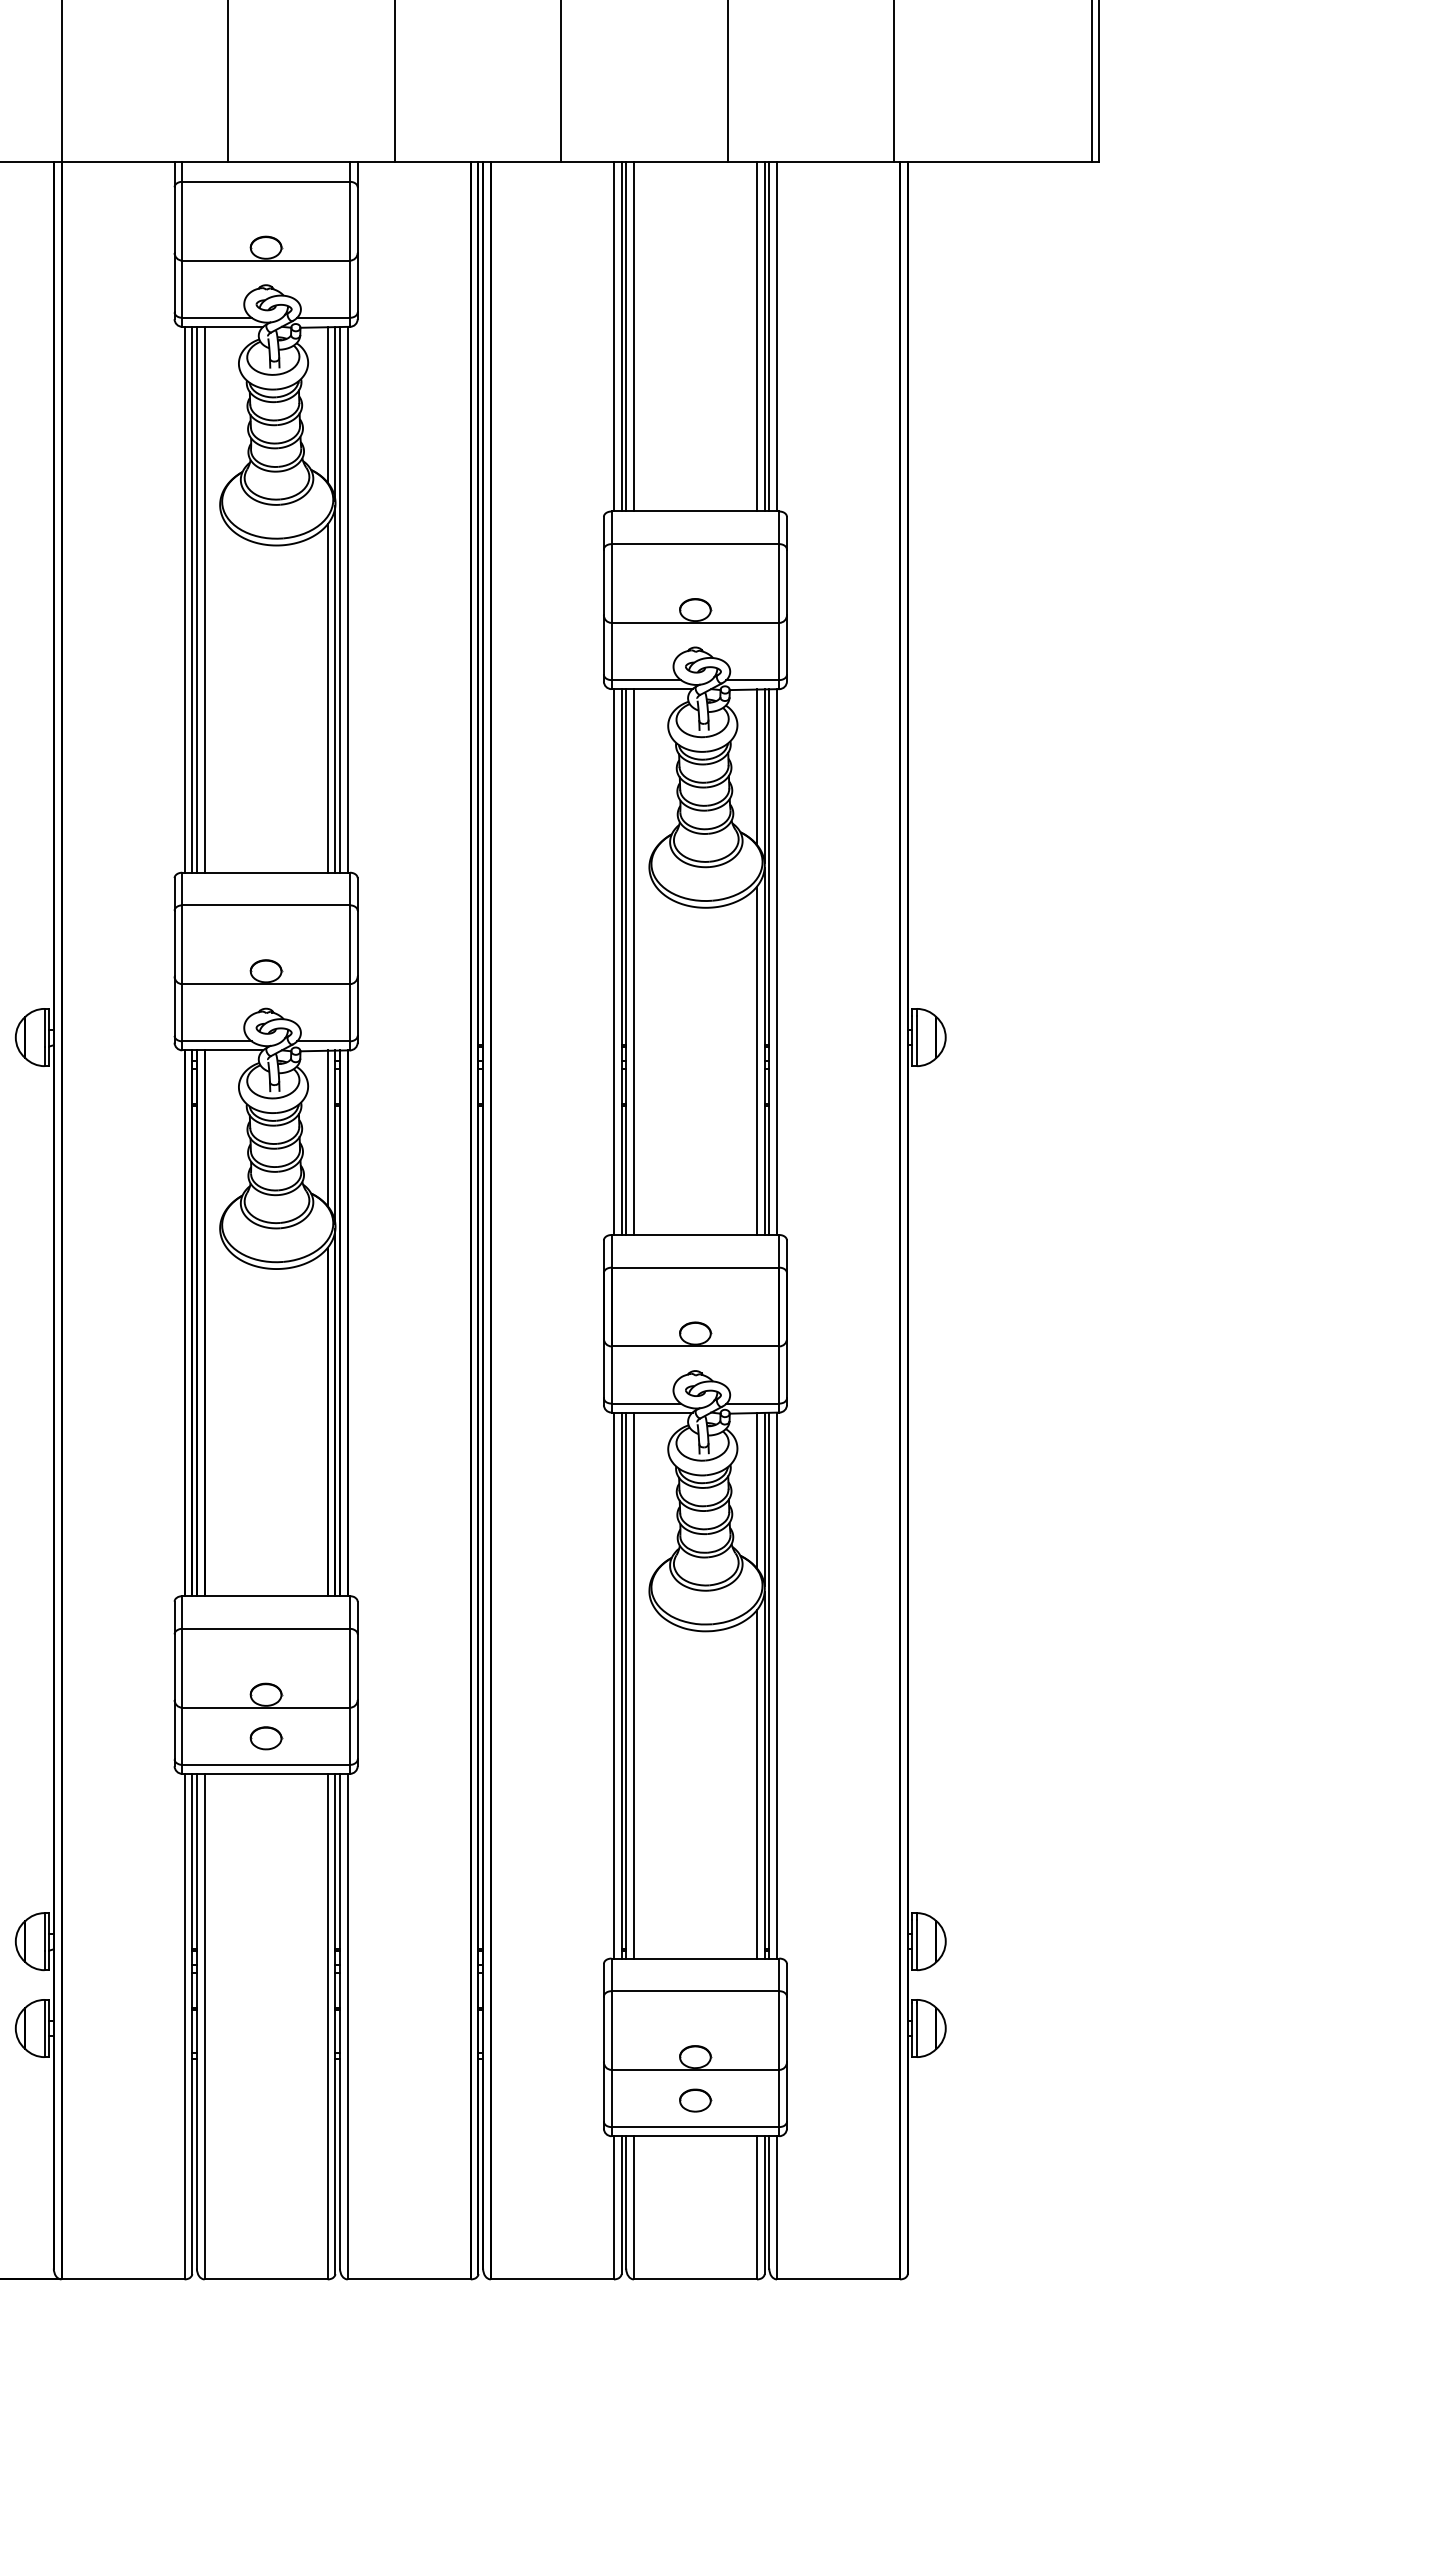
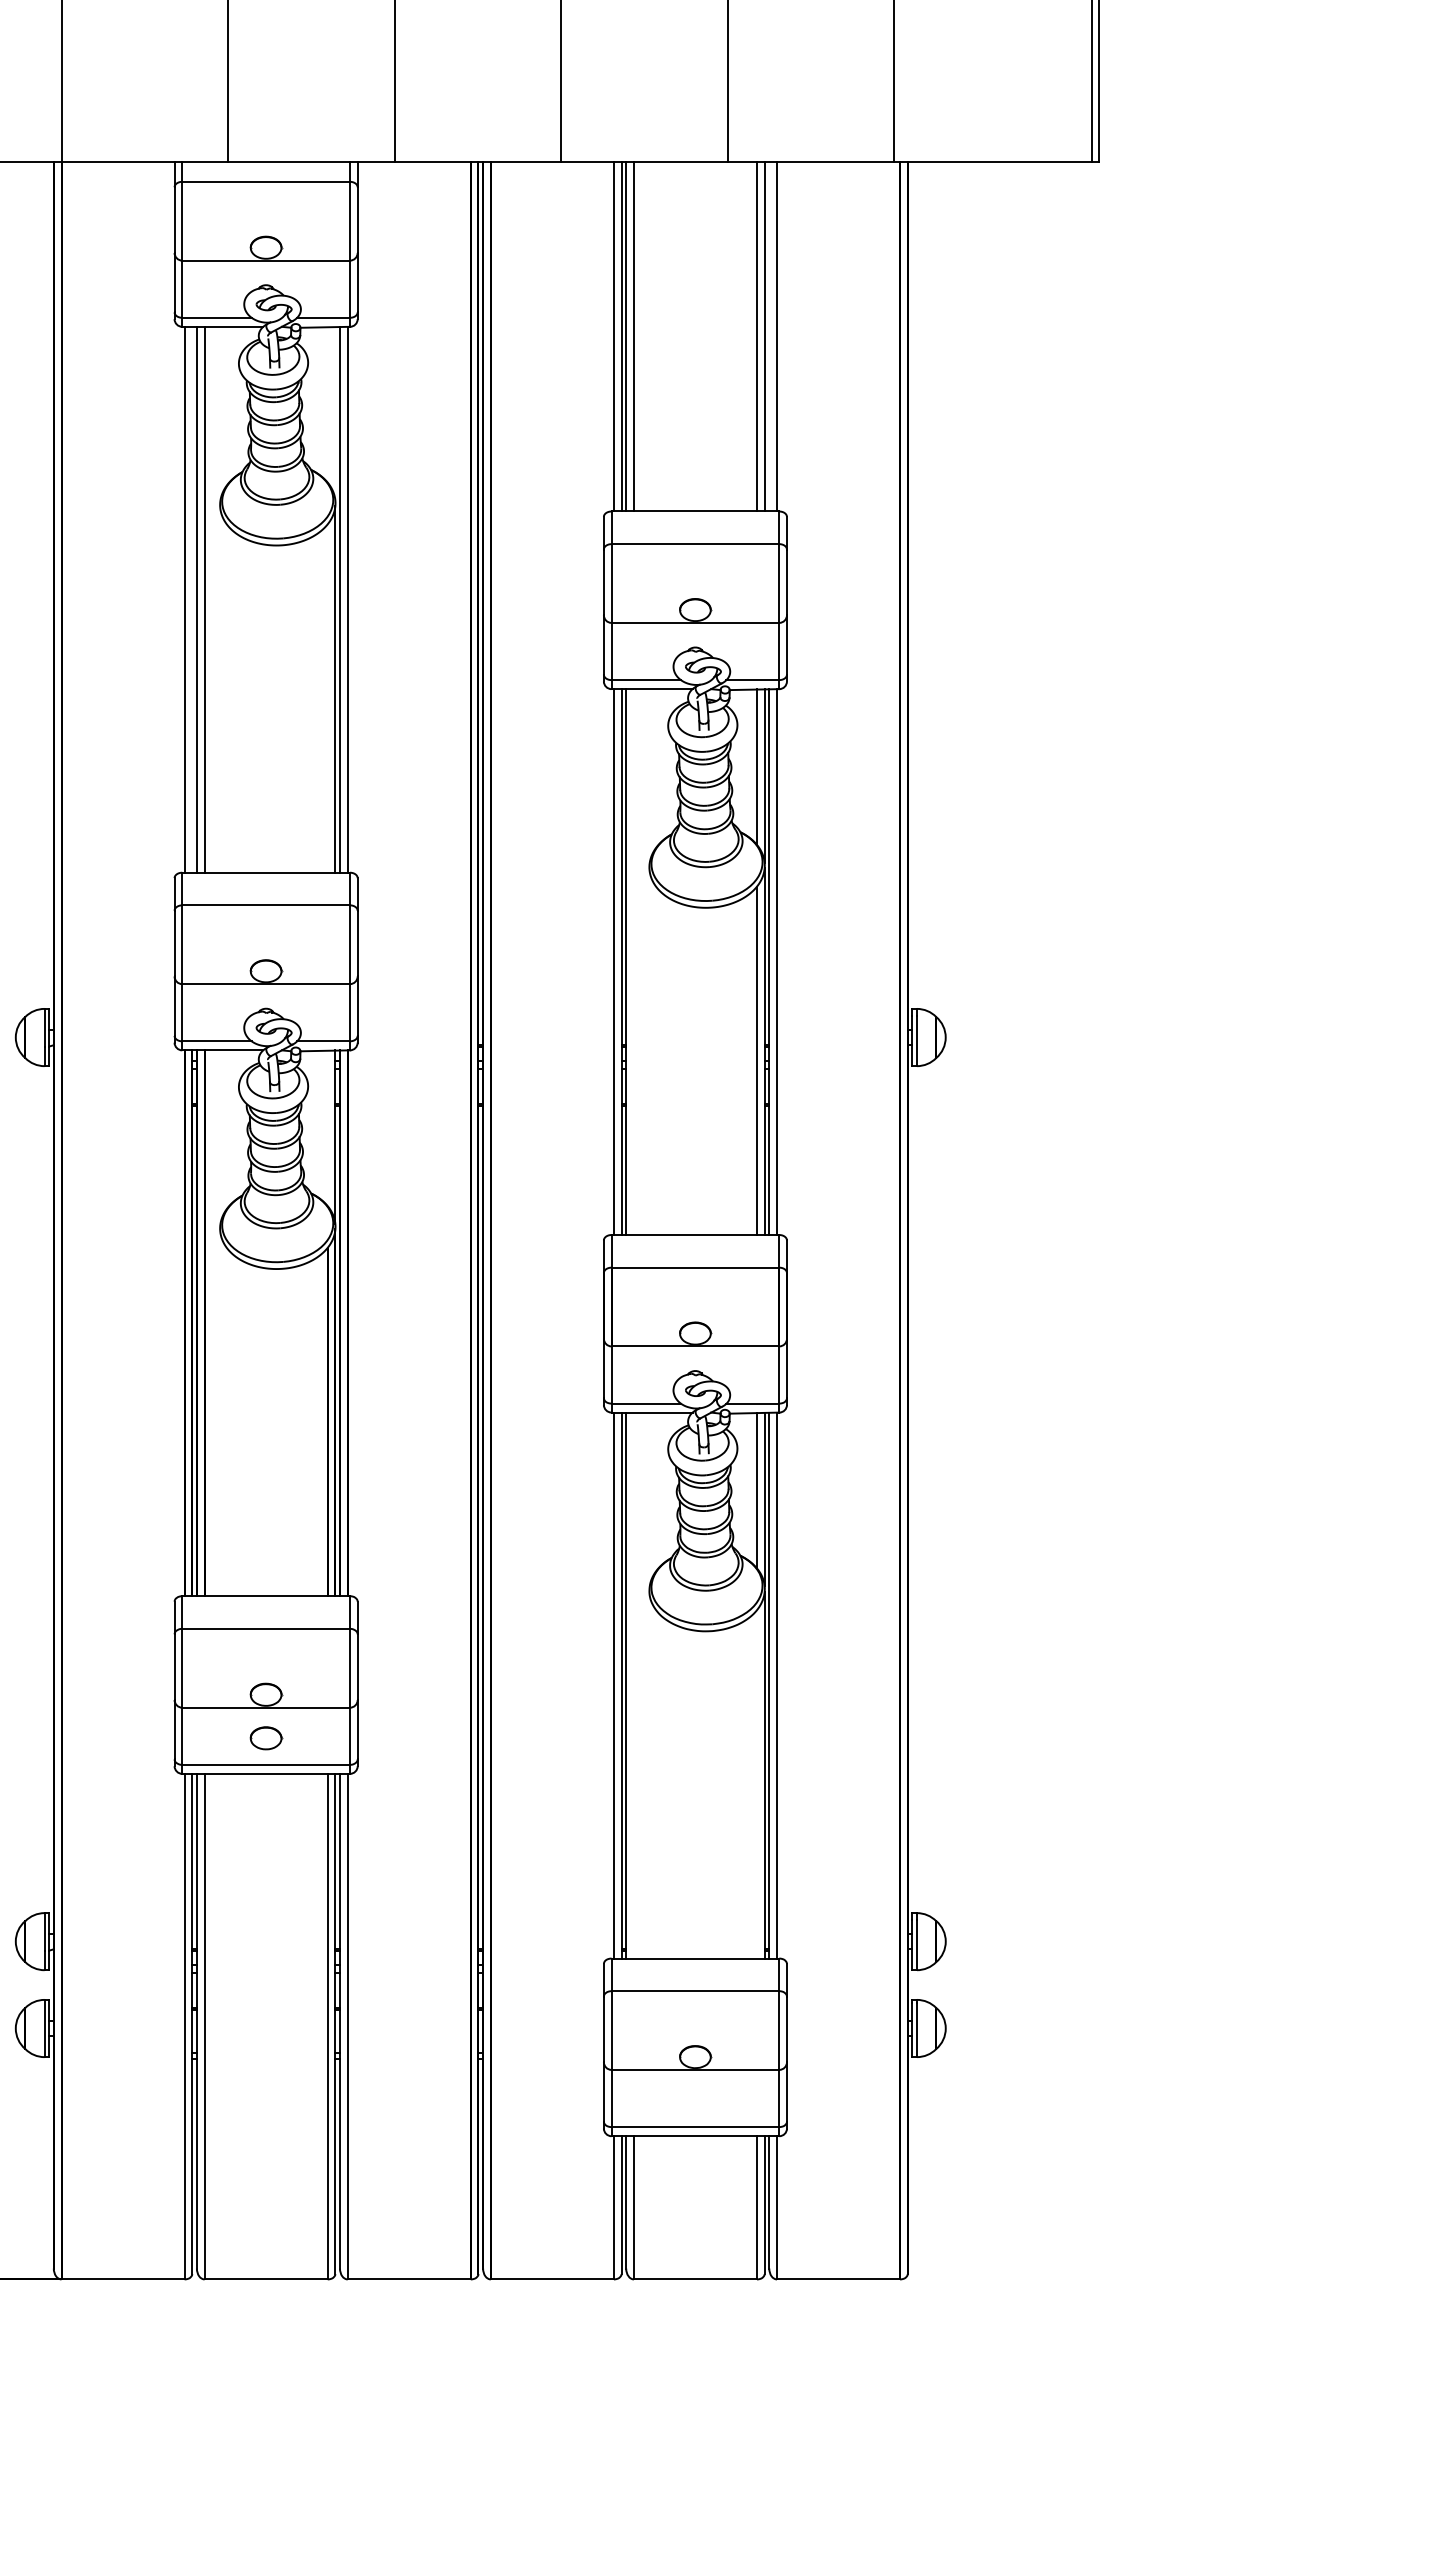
line: present -> none (769, 336)
line: present -> none (327, 404)
line: present -> none (335, 413)
line: present -> none (192, 599)
line: present -> none (327, 698)
line: present -> none (633, 962)
line: present -> none (327, 1128)
line: present -> none (633, 1685)
line: present -> none (756, 1784)
part: present -> none (695, 2100)
